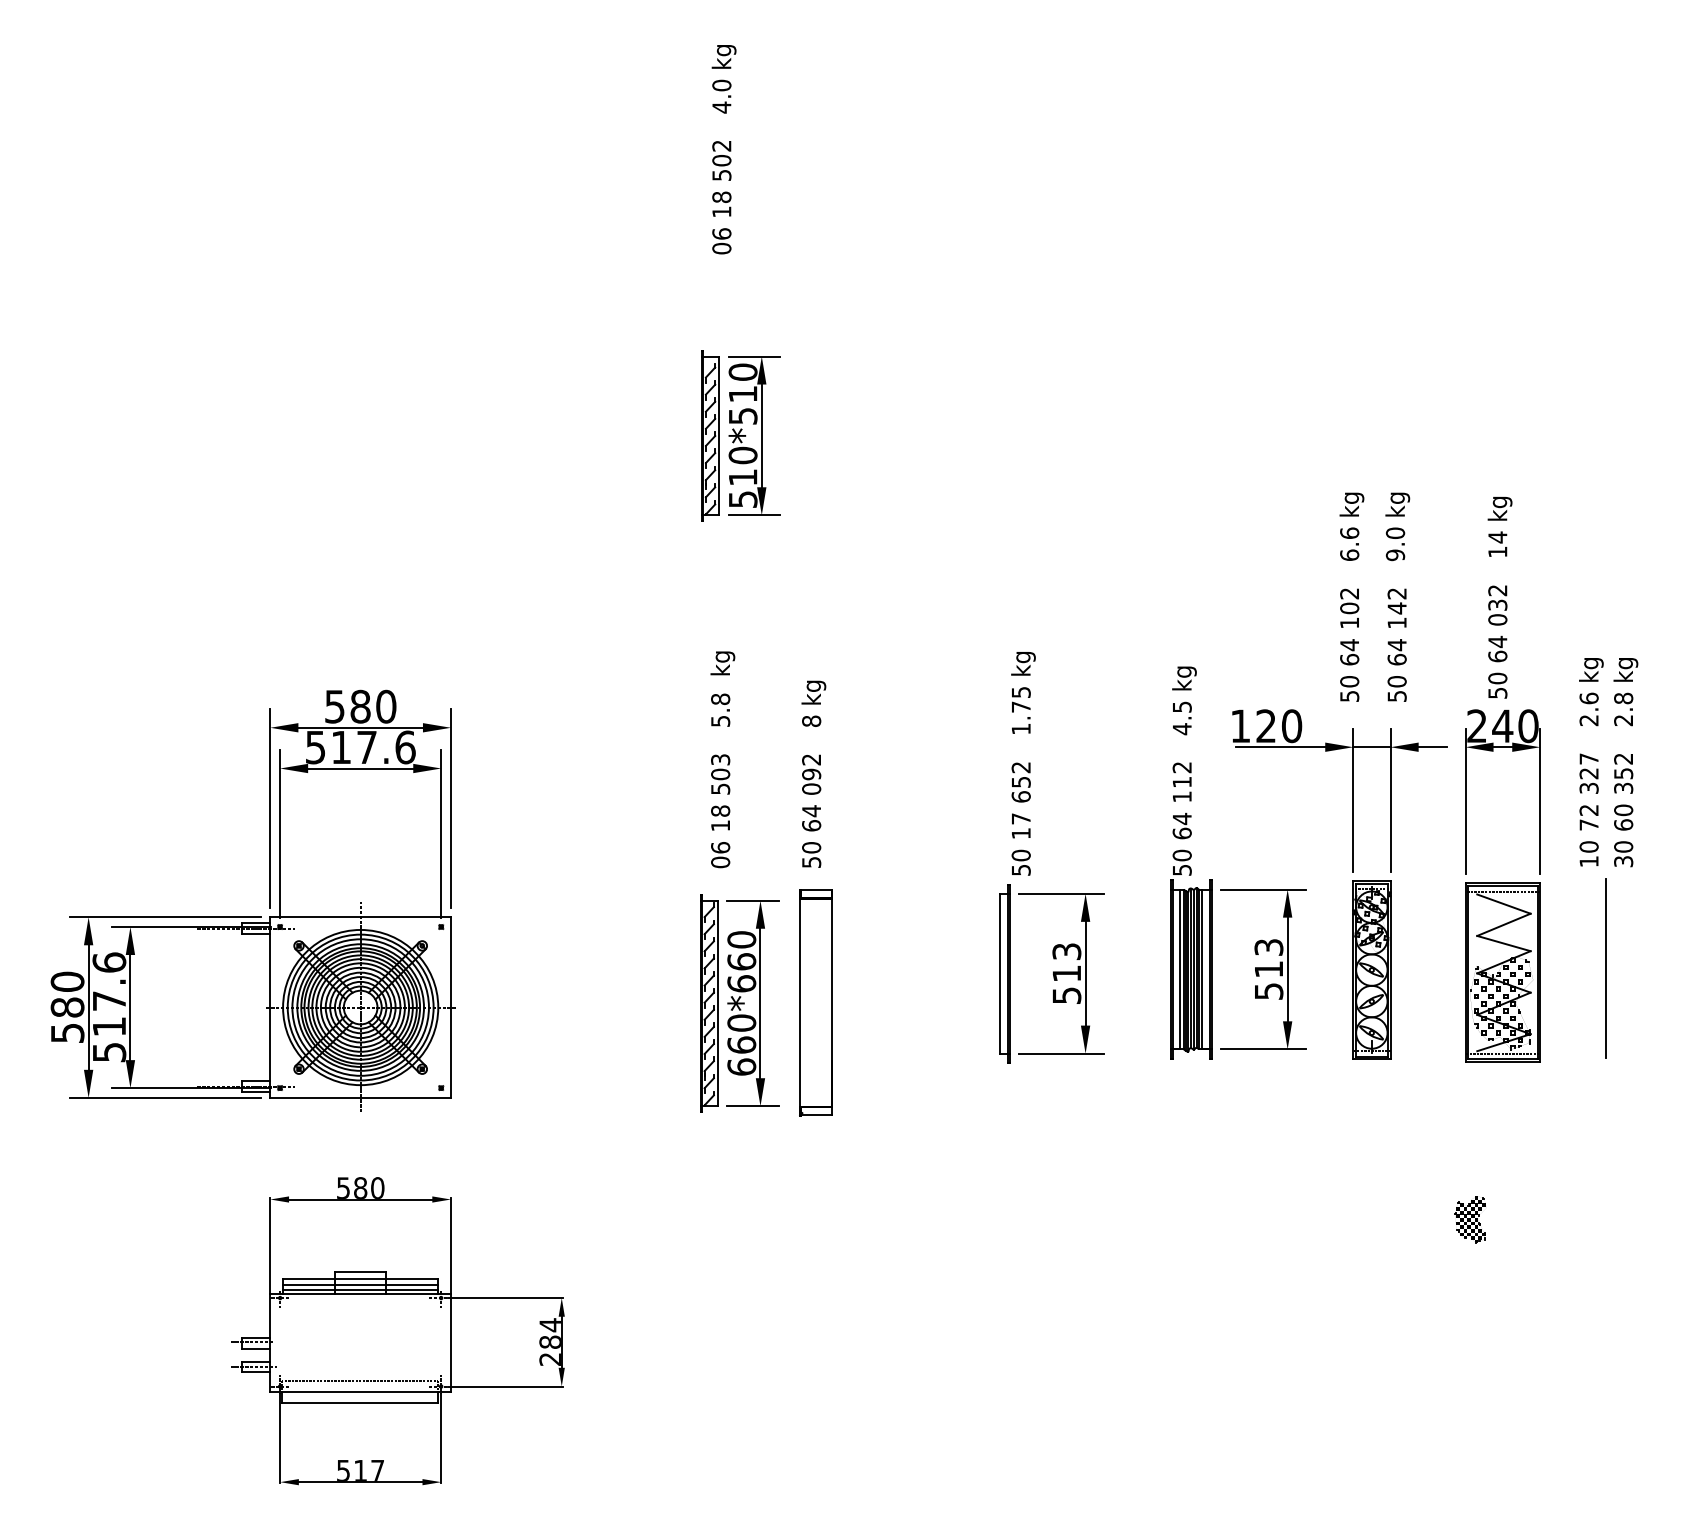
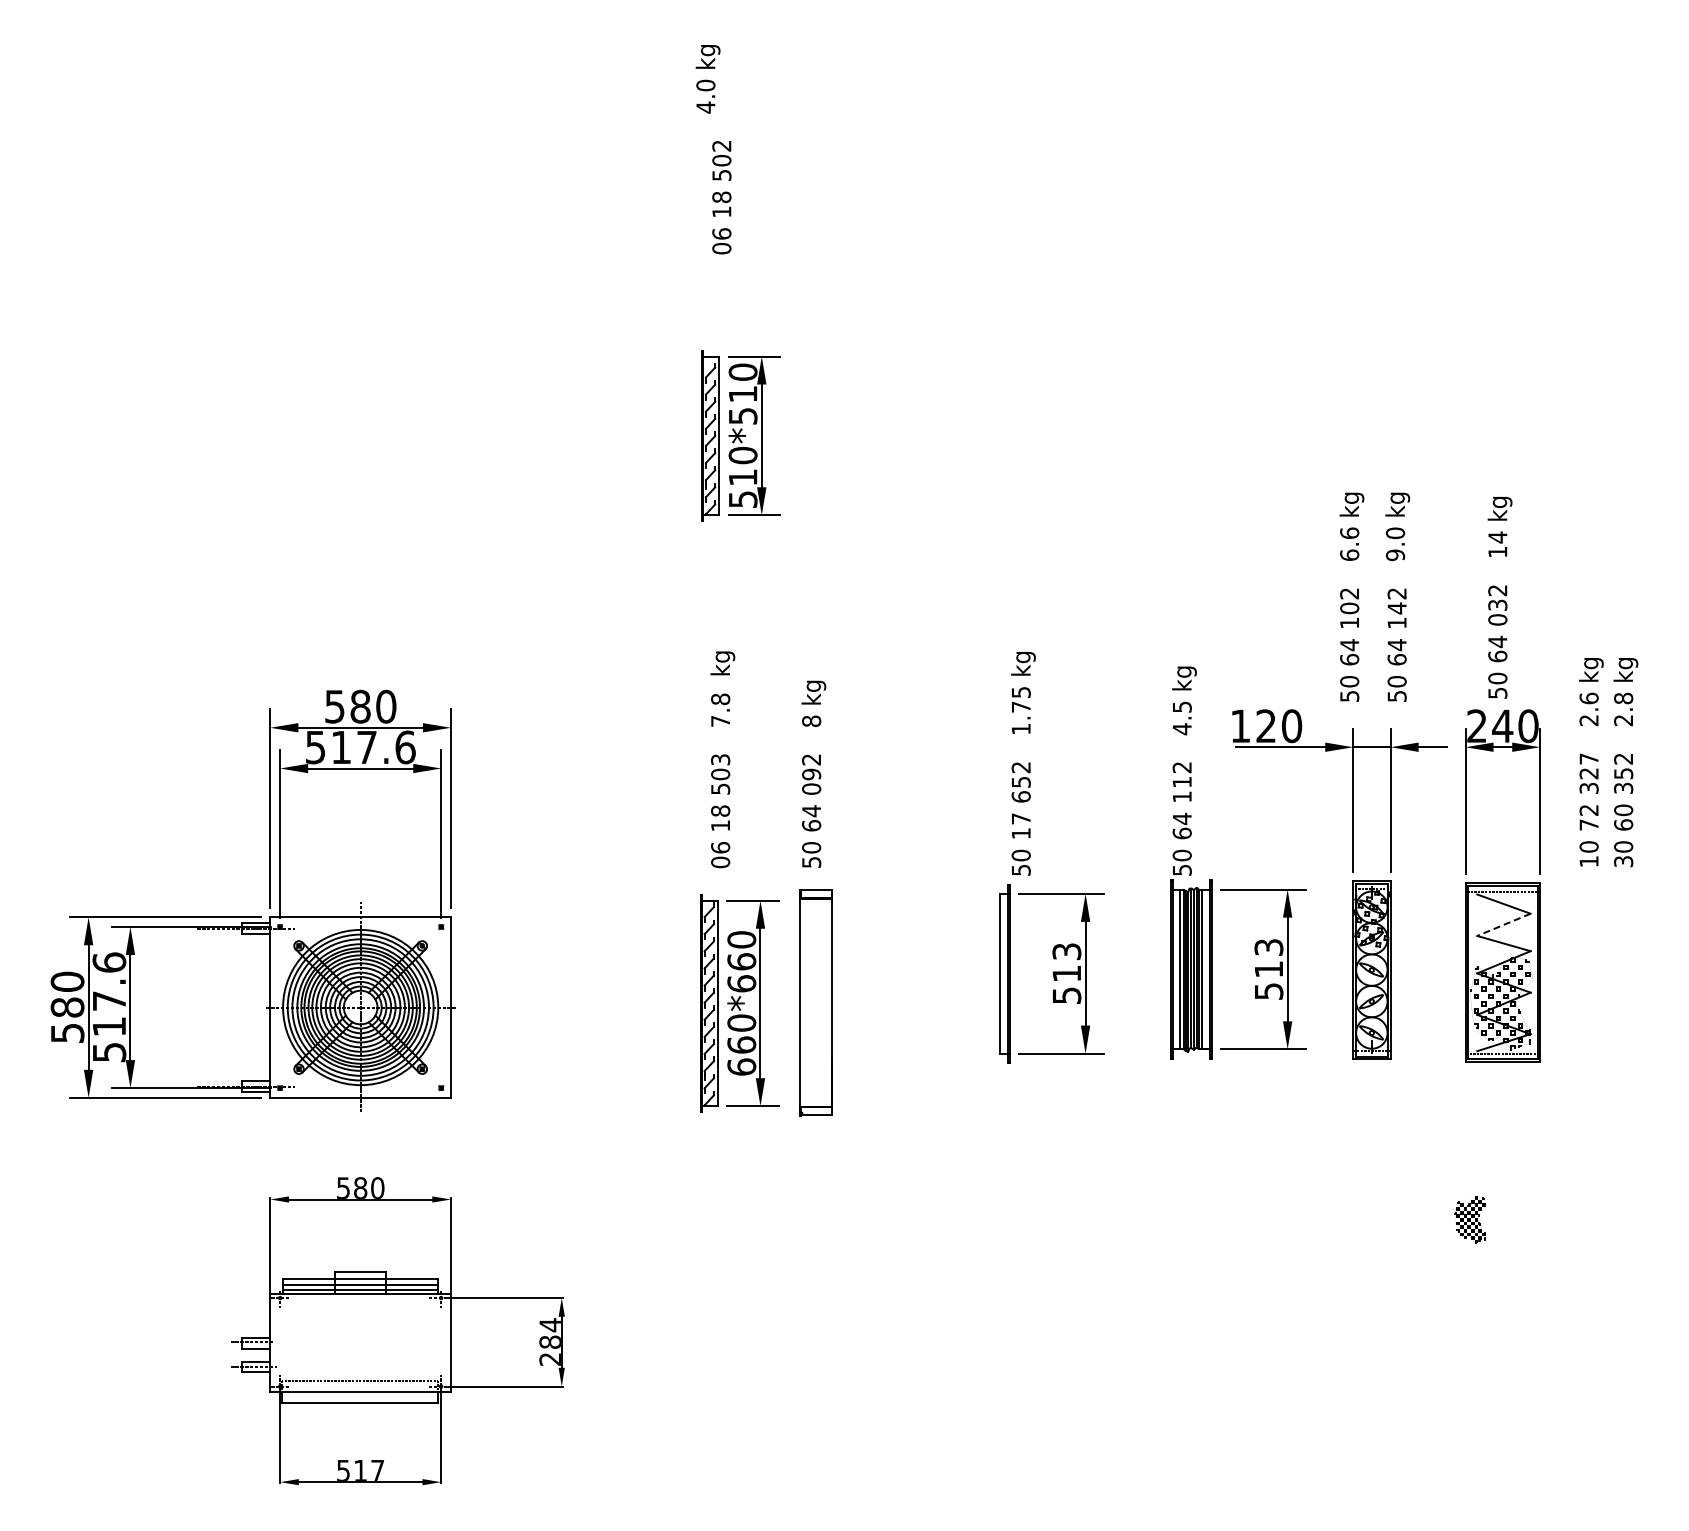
text position: (723, 79) -> (707, 79) (707, 79)
text: 5.8 -> 7.8 (720, 721)
line: solid -> dashed (1503, 924)
line: present -> none (1605, 968)
